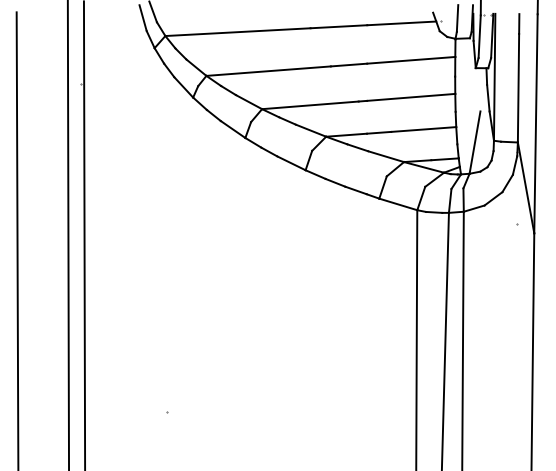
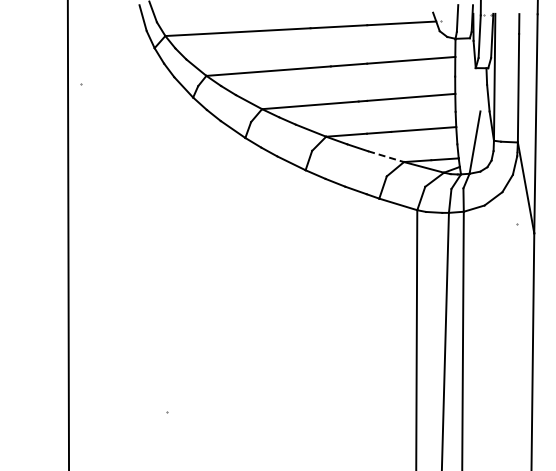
line: solid -> dashed (386, 156)
line: present -> none (84, 234)
line: present -> none (17, 239)
